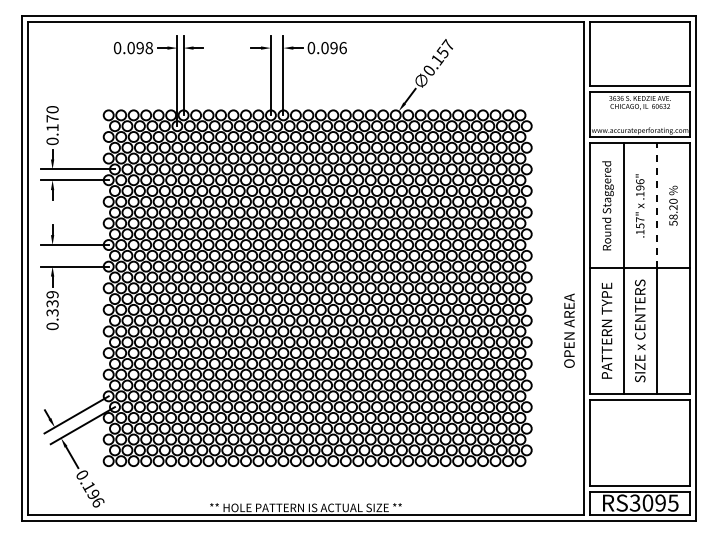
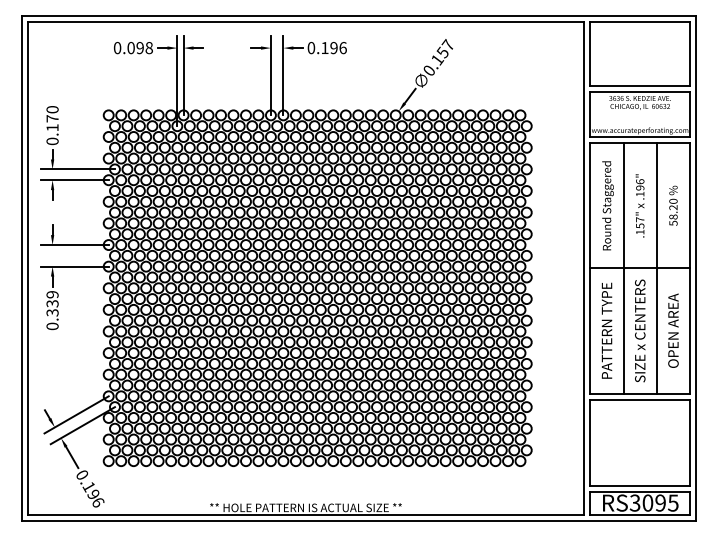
text: 0.096 -> 0.196 (324, 48)
line: dashed -> solid (656, 205)
text position: (569, 330) -> (673, 330) (673, 330)
